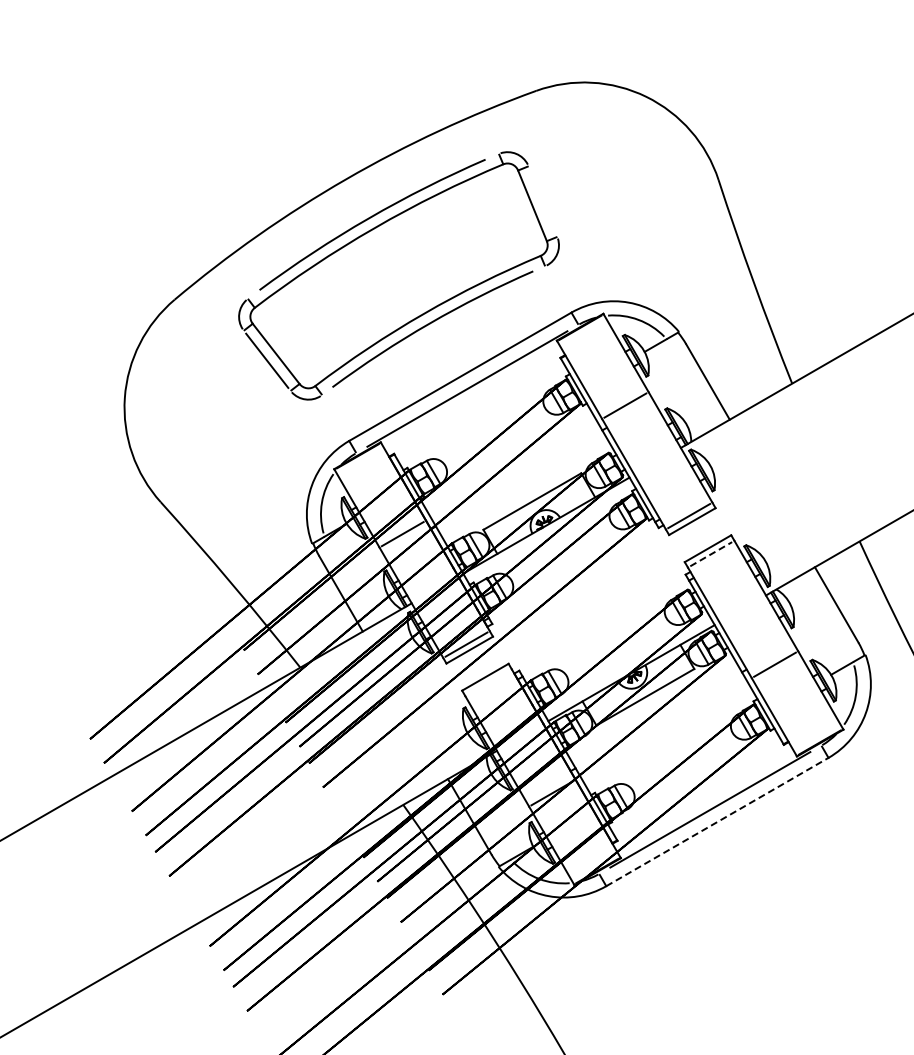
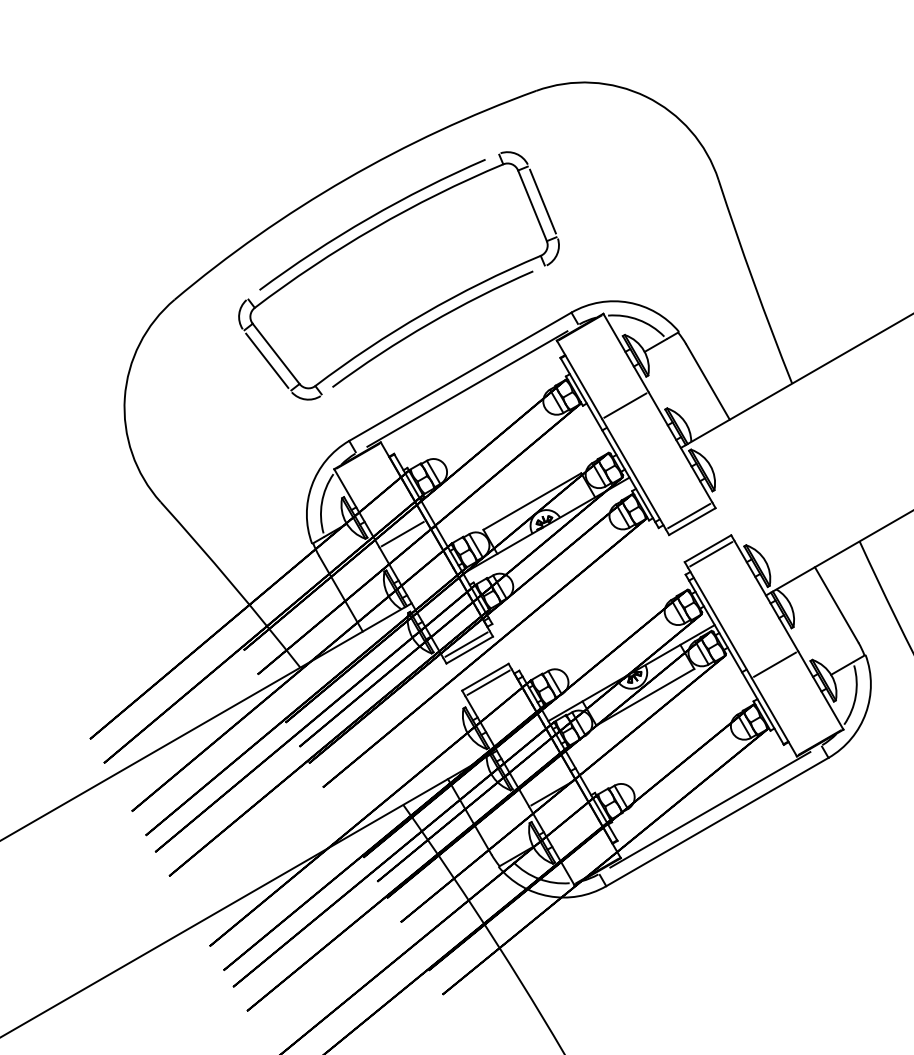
line: none -> present (542, 201)
line: dashed -> solid (711, 553)
line: none -> present (488, 682)
line: dashed -> solid (717, 821)
